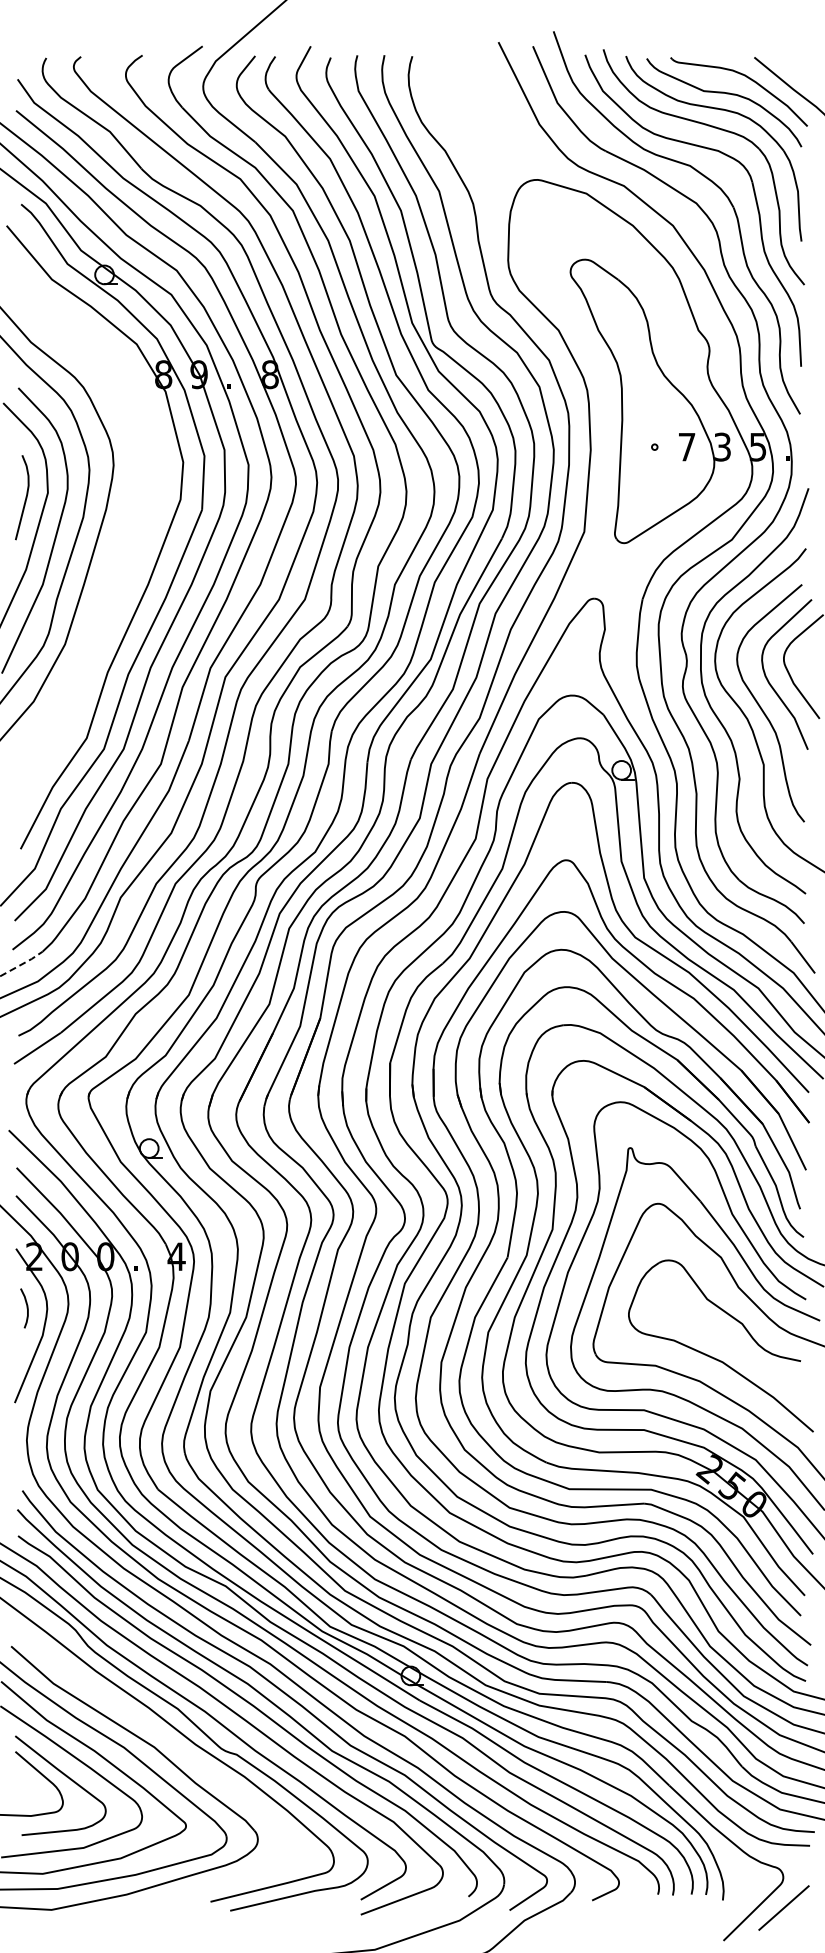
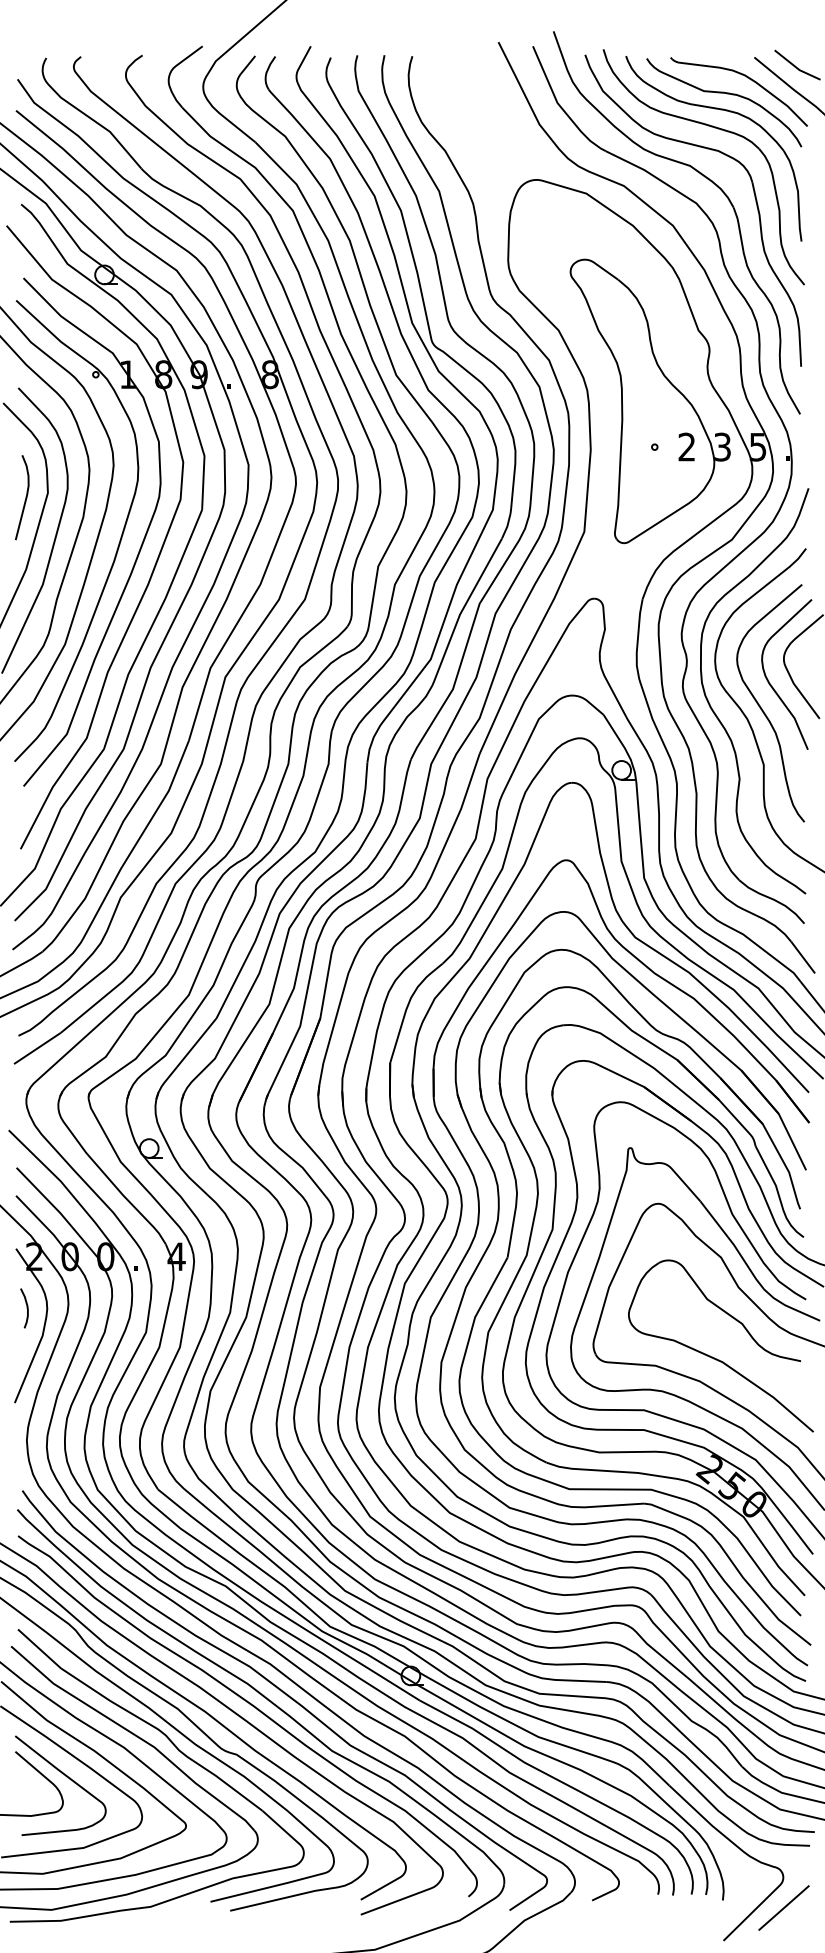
line: none -> present (795, 65)
text: 7 -> 2 (686, 446)
part: none -> present (119, 540)
line: dashed -> solid (23, 963)
part: none -> present (178, 1751)
